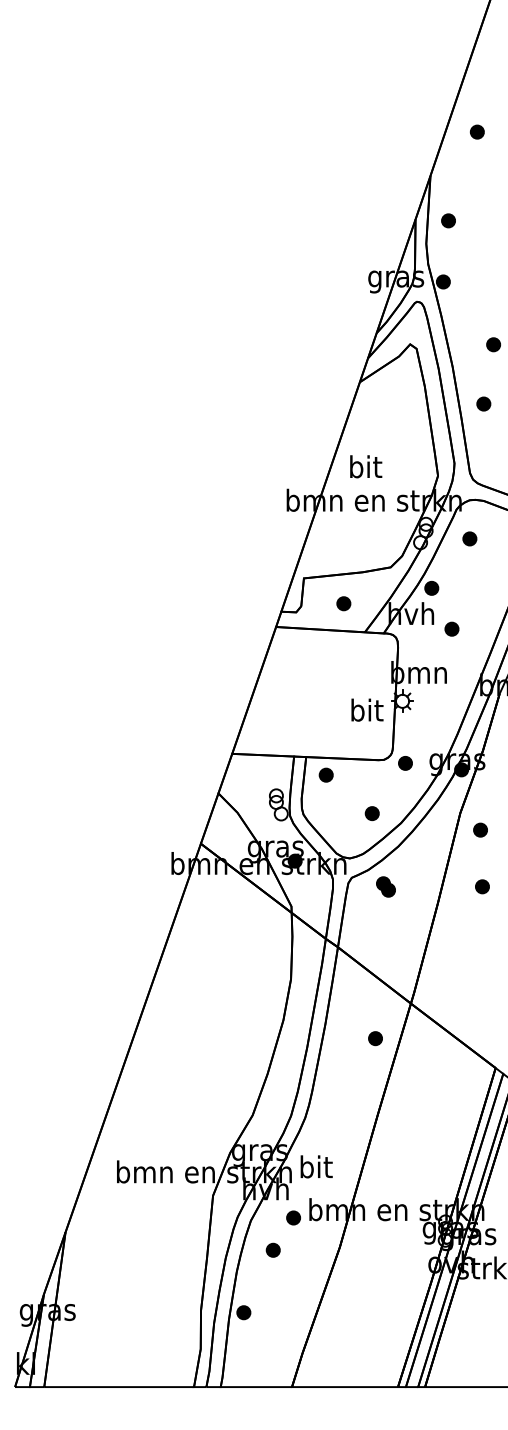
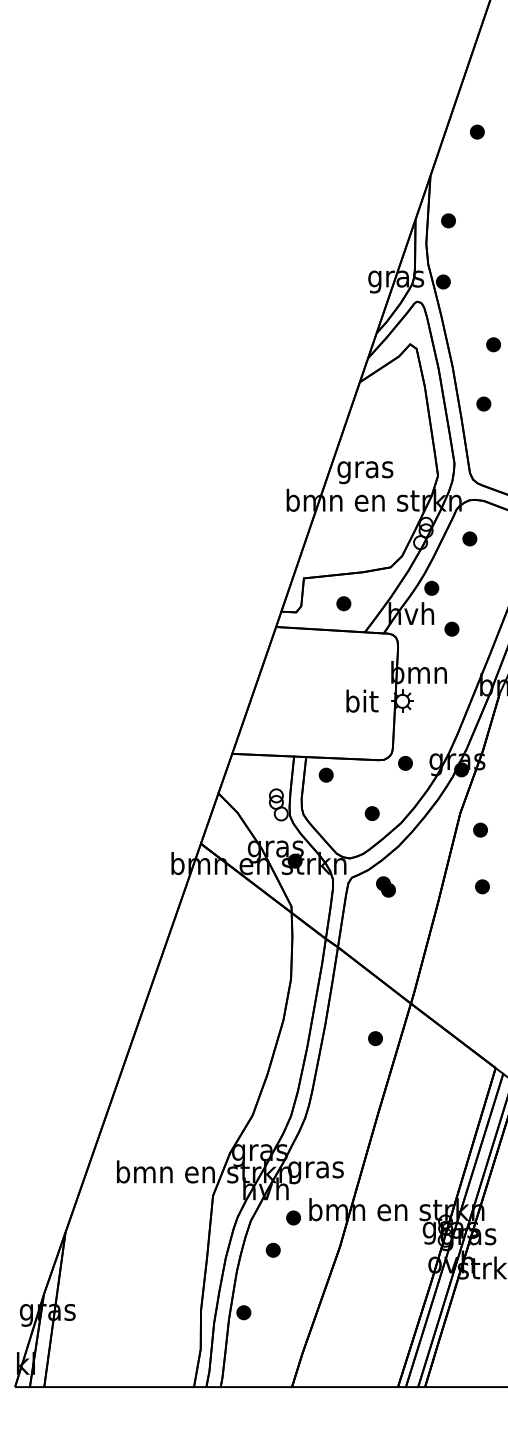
text: bit -> gras (365, 469)
text position: (367, 709) -> (362, 700) (362, 700)
text: bit -> gras (315, 1169)
